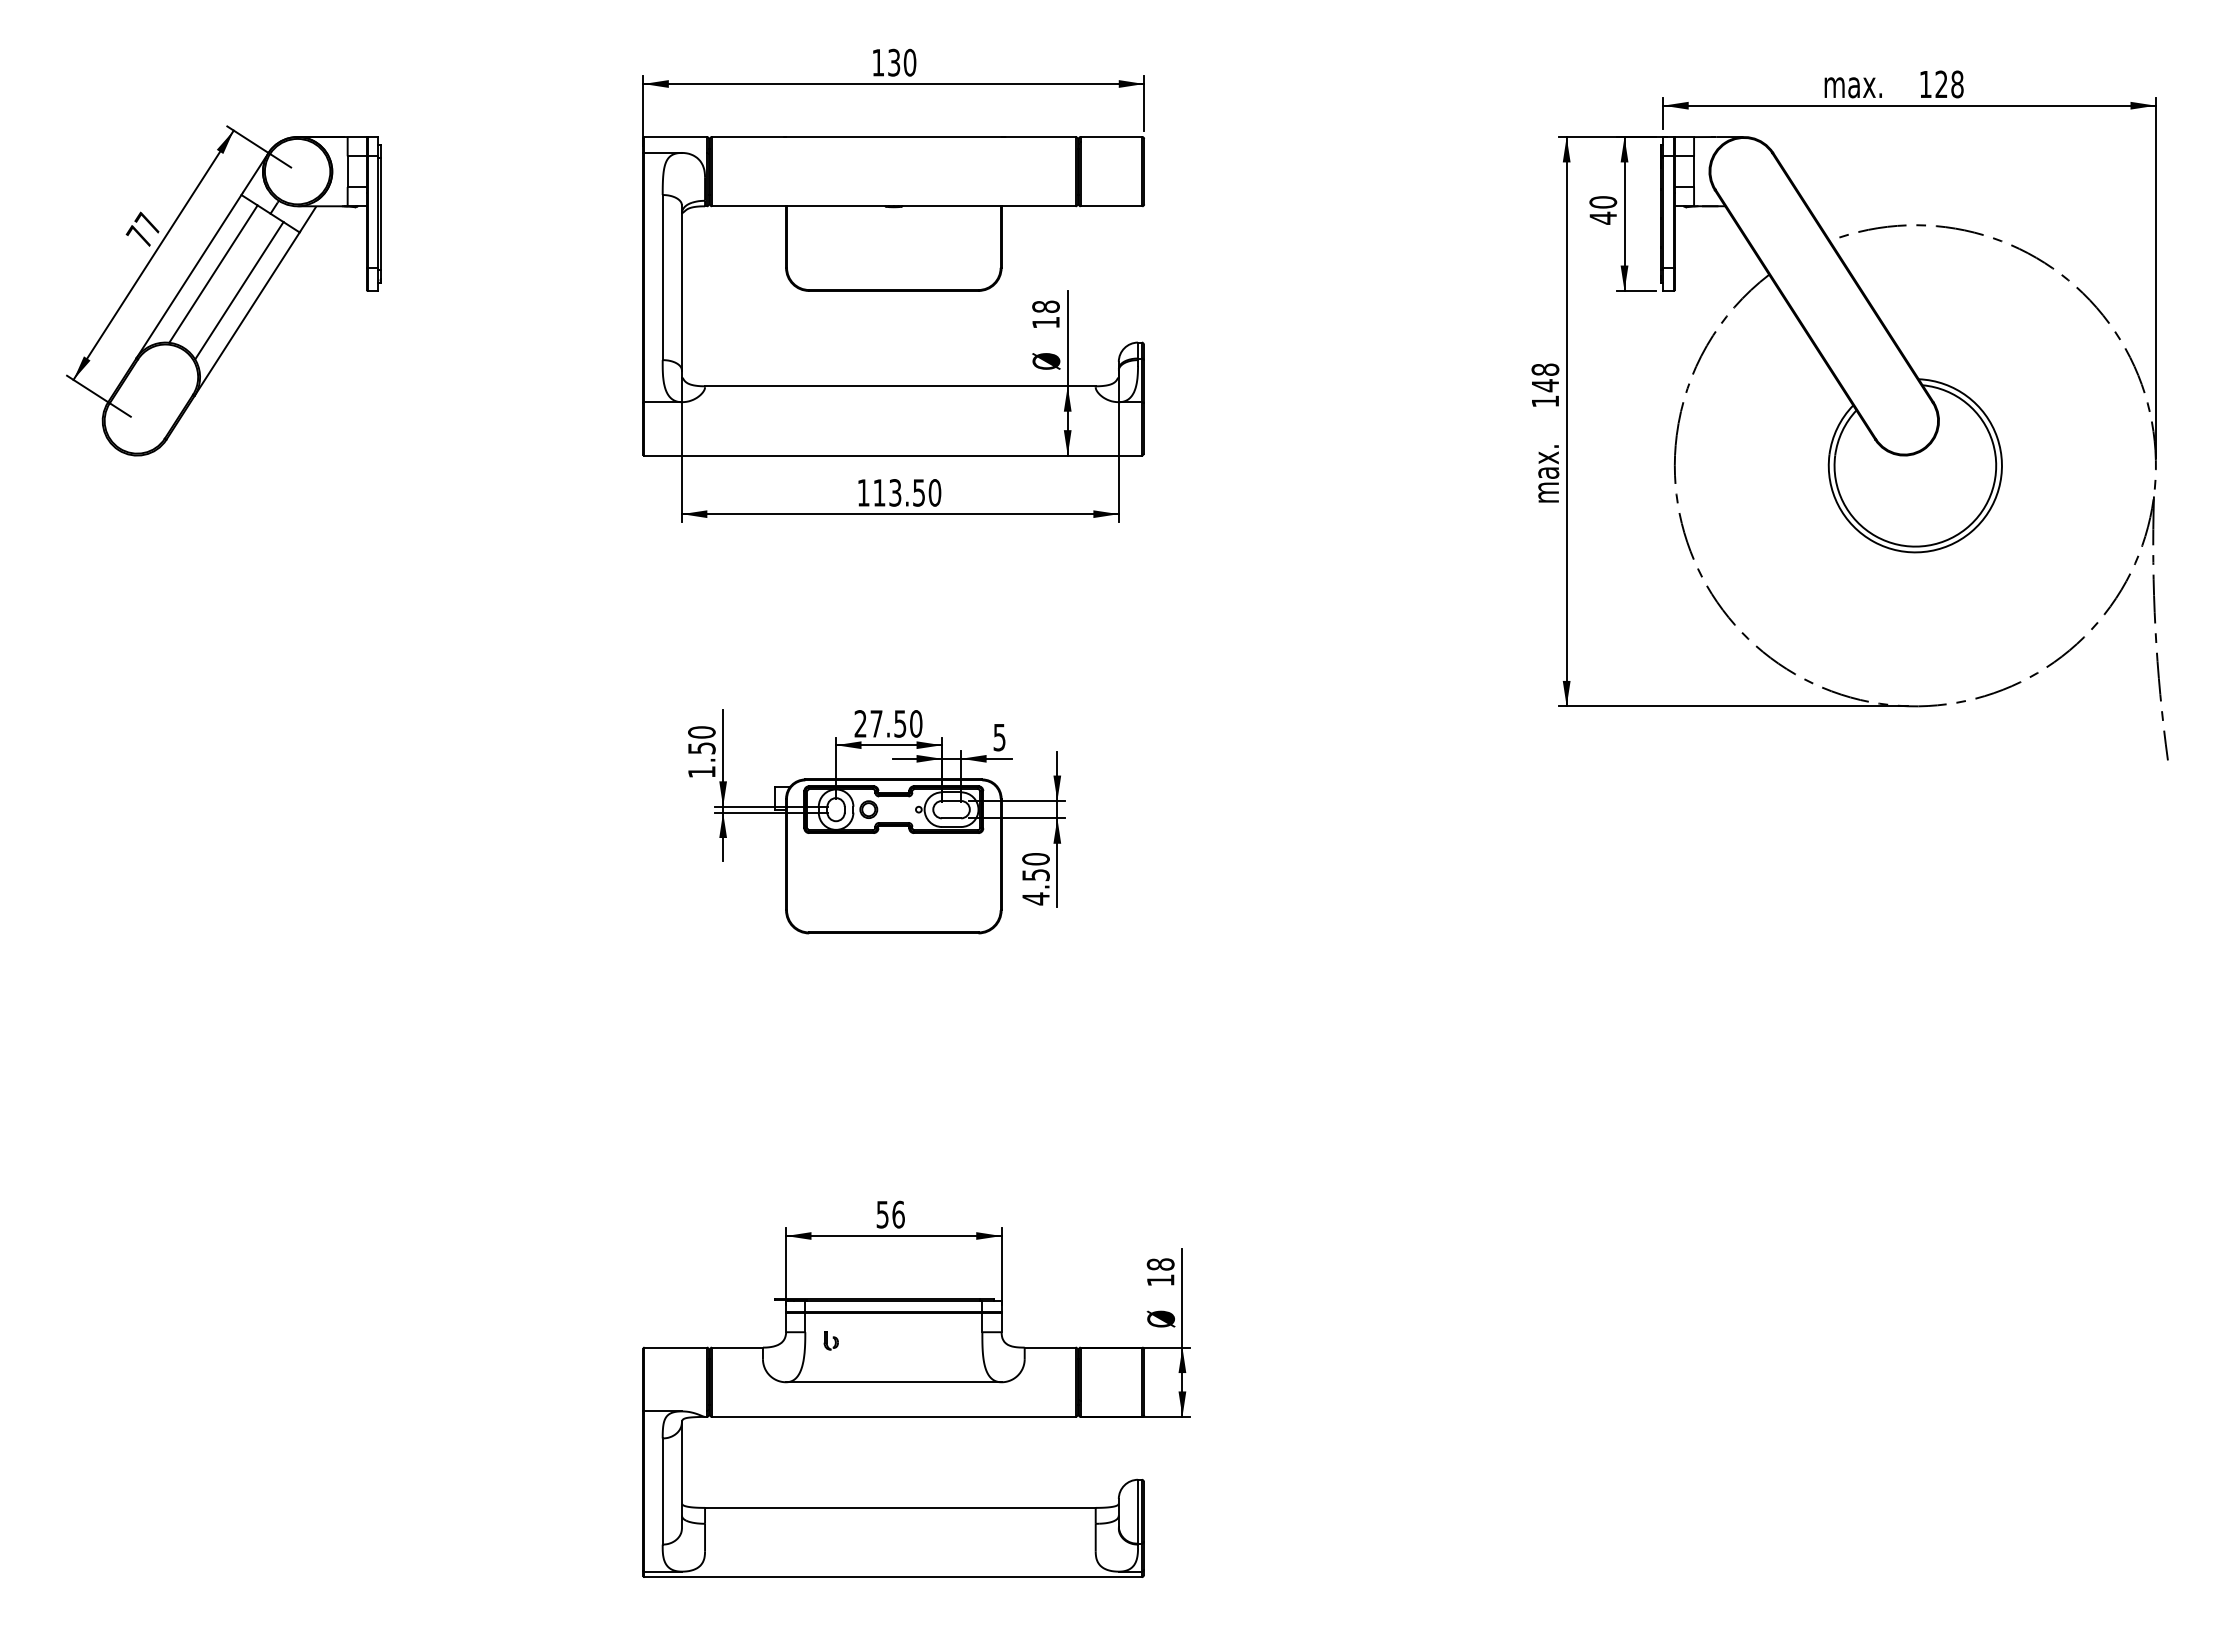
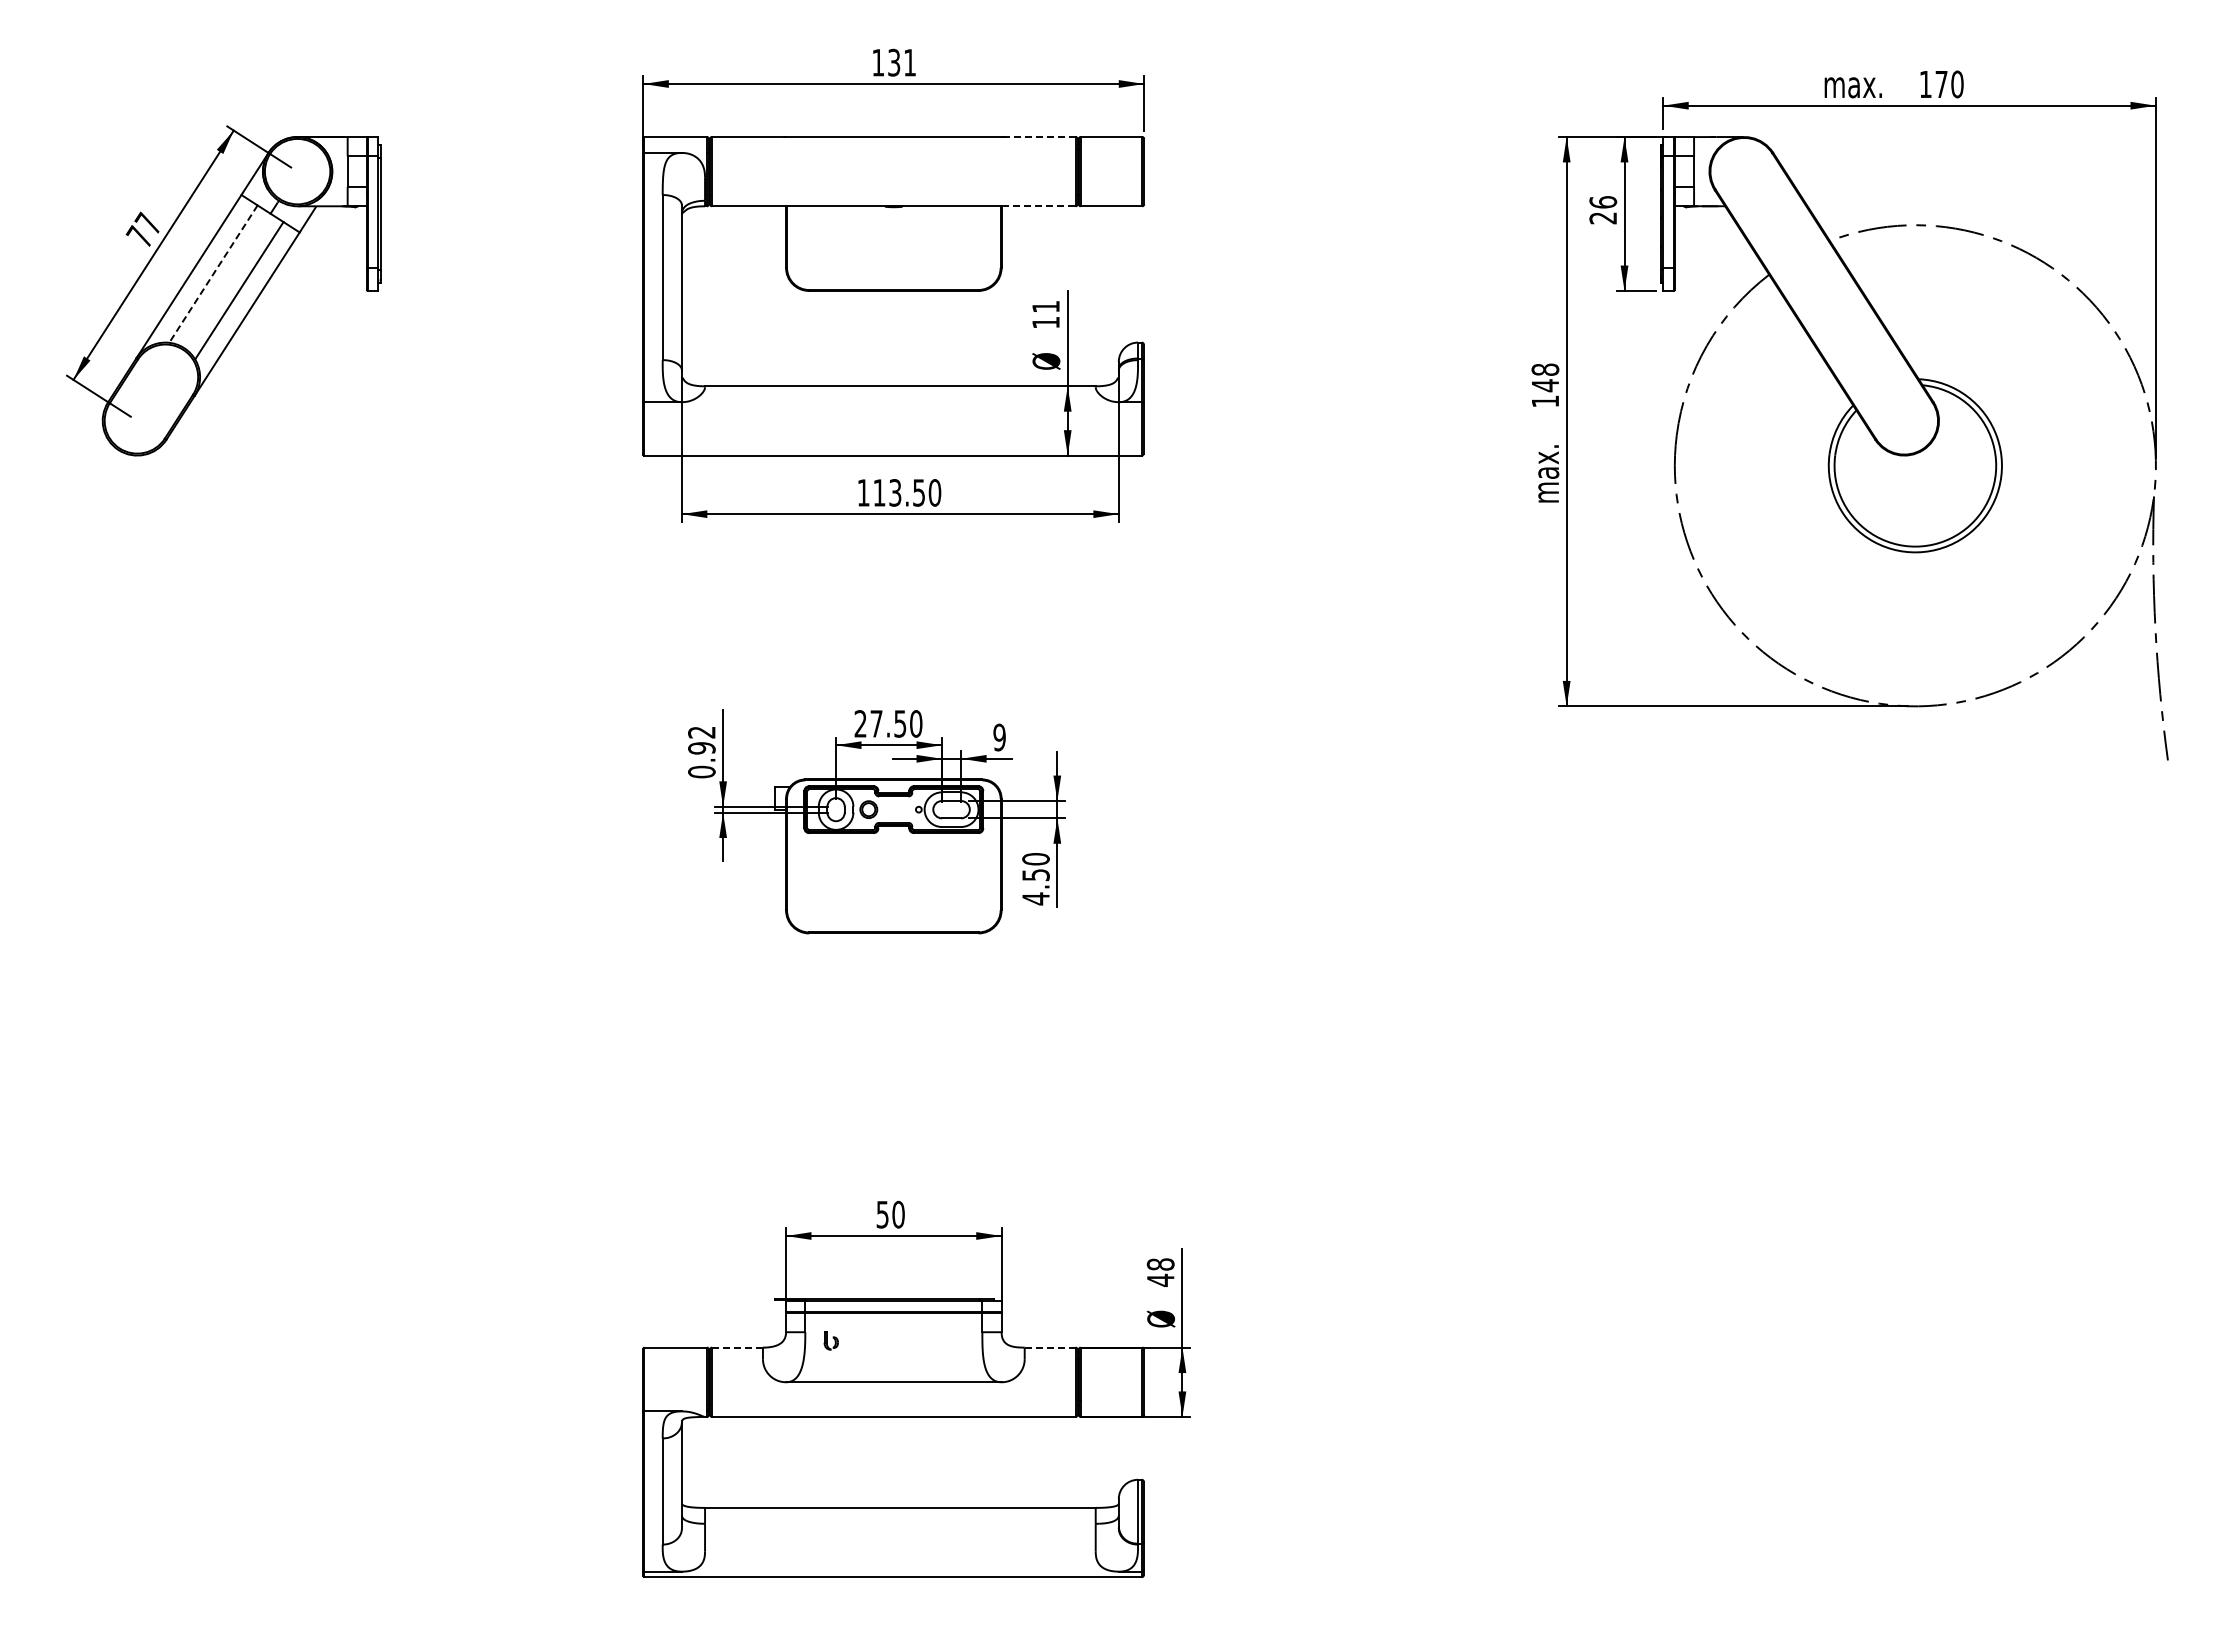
text: 130 -> 131 (909, 62)
text: 128 -> 170 (1949, 83)
line: solid -> dashed (1038, 137)
line: solid -> dashed (1039, 206)
text: 40 -> 26 (1602, 210)
line: solid -> dashed (213, 274)
text: 18 -> 11 (1045, 306)
text: 5 -> 9 (999, 737)
text: 1.50 -> 0.92 (701, 752)
text: 56 -> 50 (898, 1214)
text: 18 -> 48 (1160, 1280)
line: solid -> dashed (736, 1347)
line: solid -> dashed (1049, 1347)
